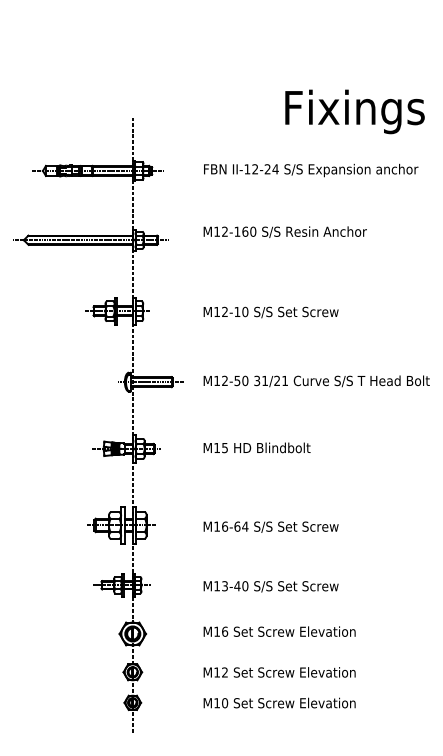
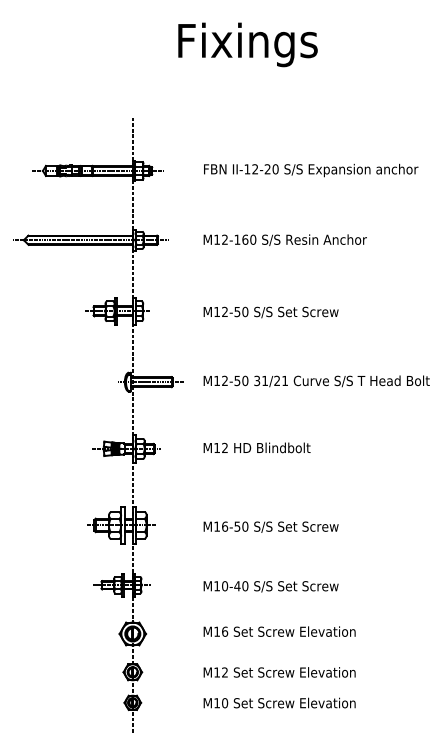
text position: (354, 111) -> (247, 44) (247, 44)
text: II-12-24 -> II-12-20 (275, 169)
text position: (284, 231) -> (284, 239) (284, 239)
text: M12-10 -> M12-50 (237, 312)
text: M15 -> M12 (224, 447)
text: M16-64 -> M16-50 (241, 526)
text: M13-40 -> M10-40 (225, 586)
